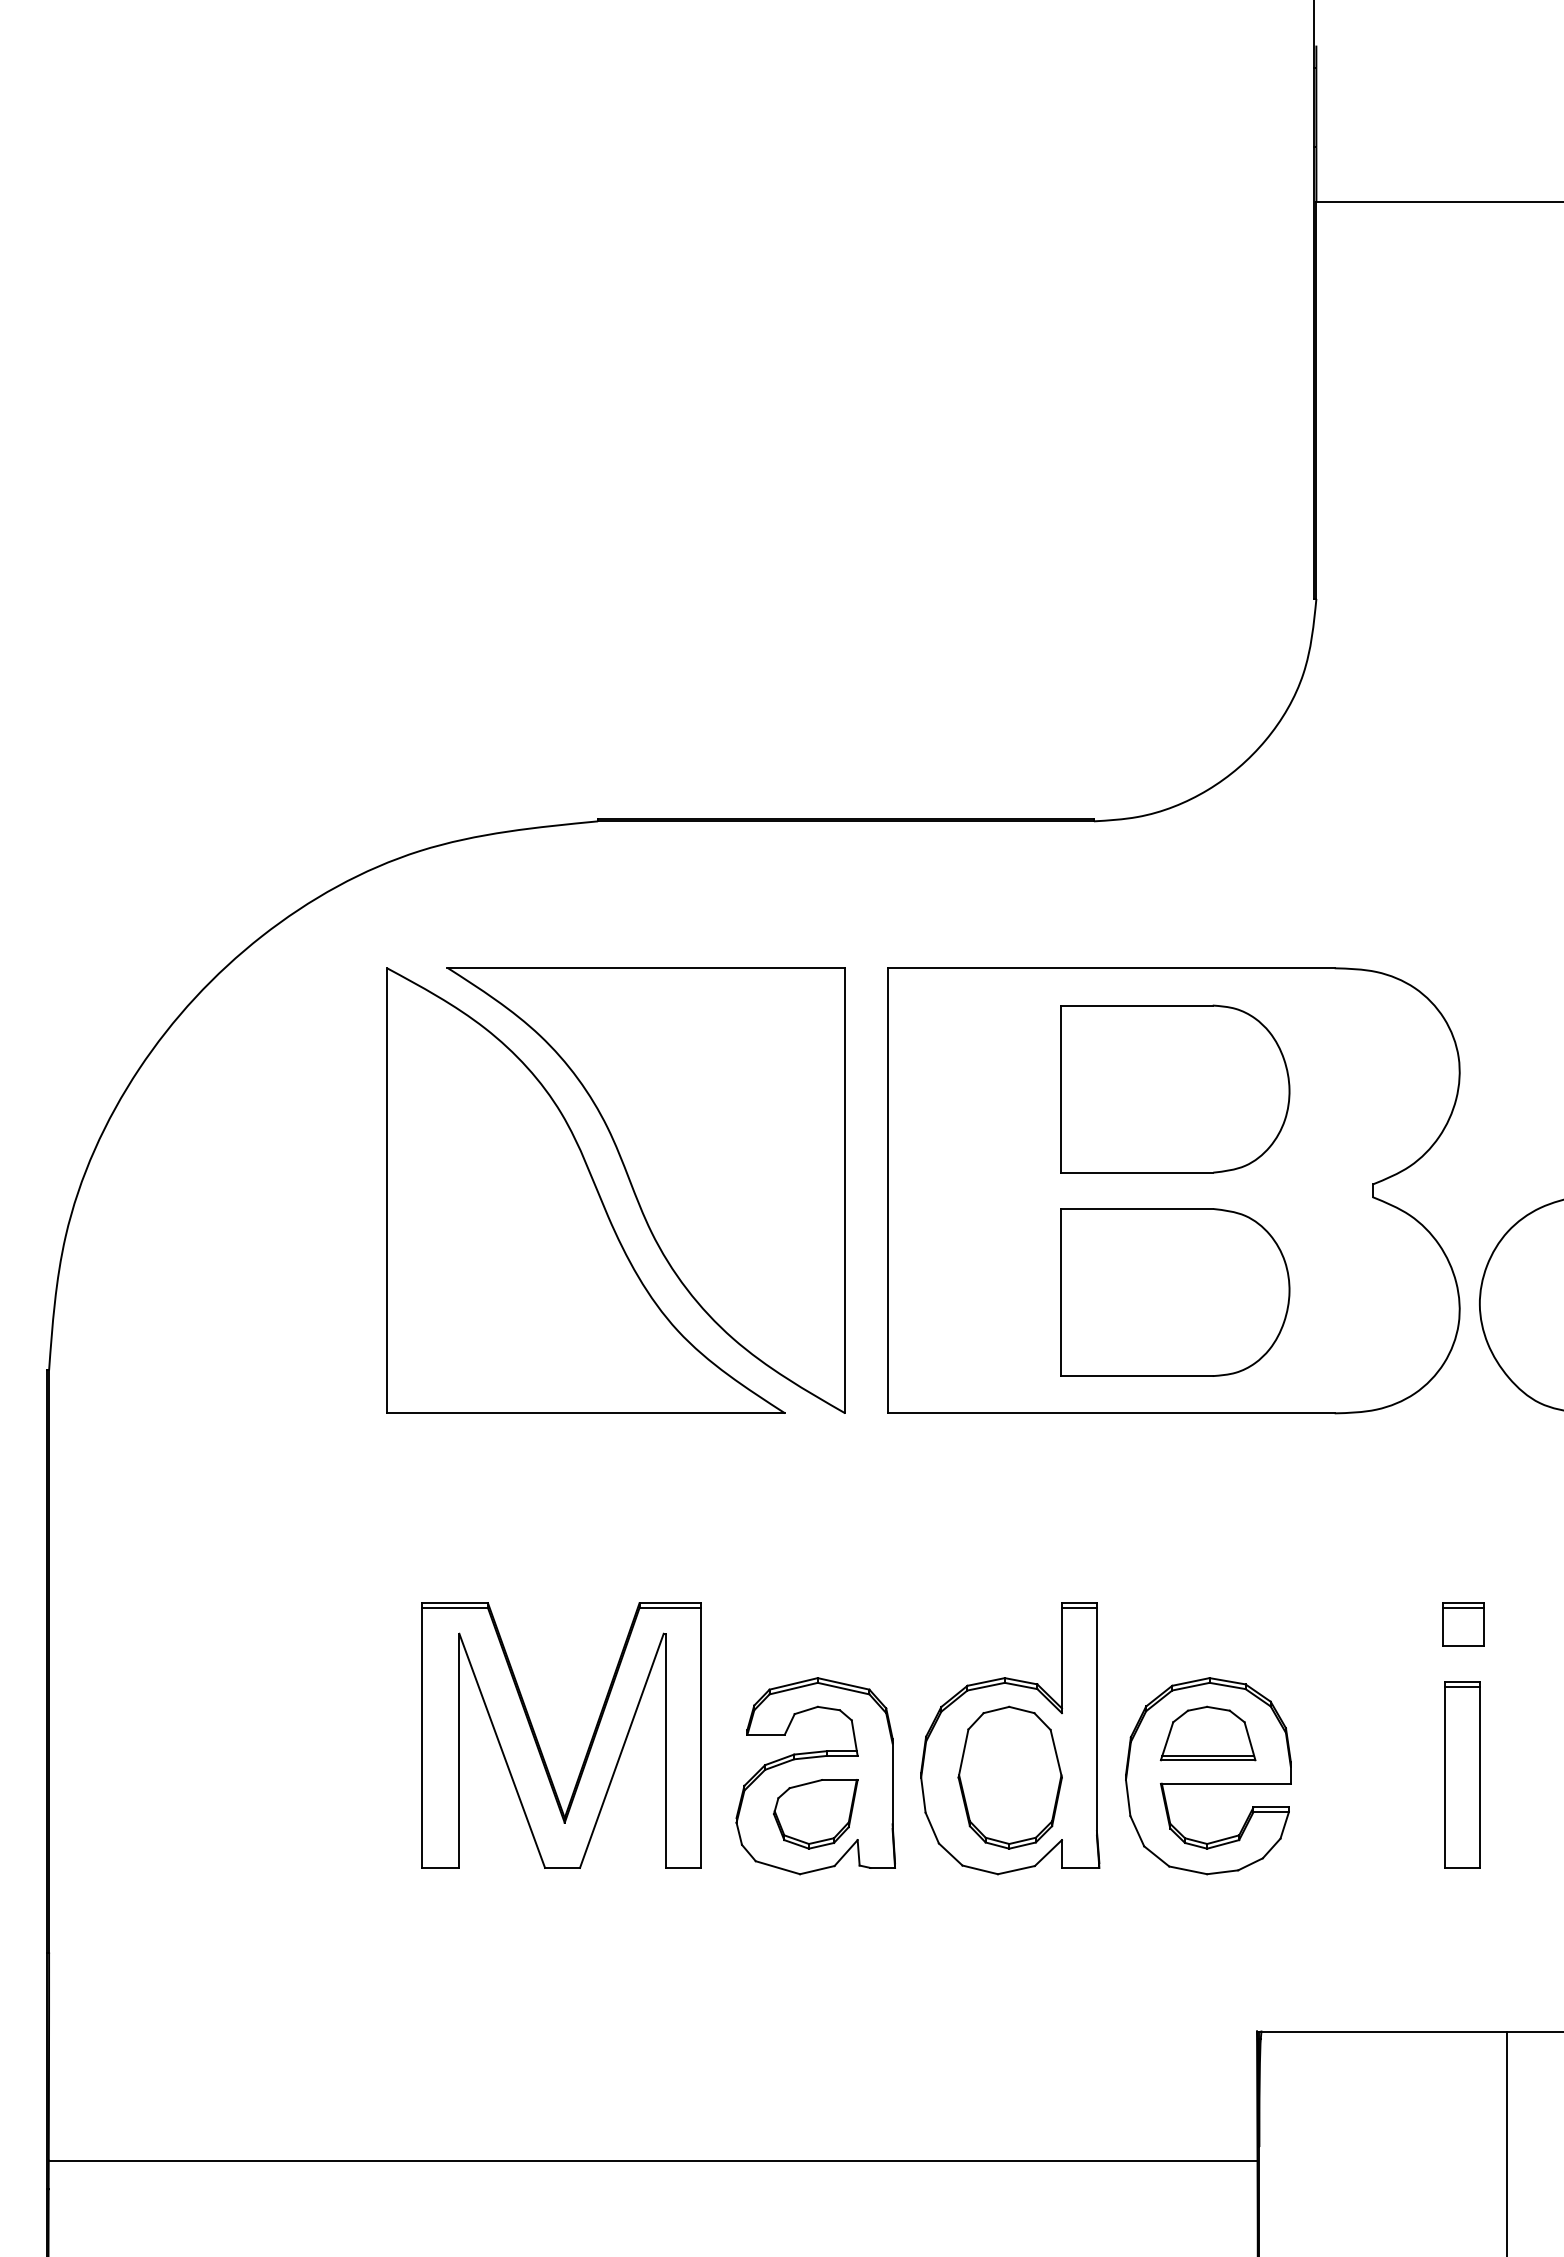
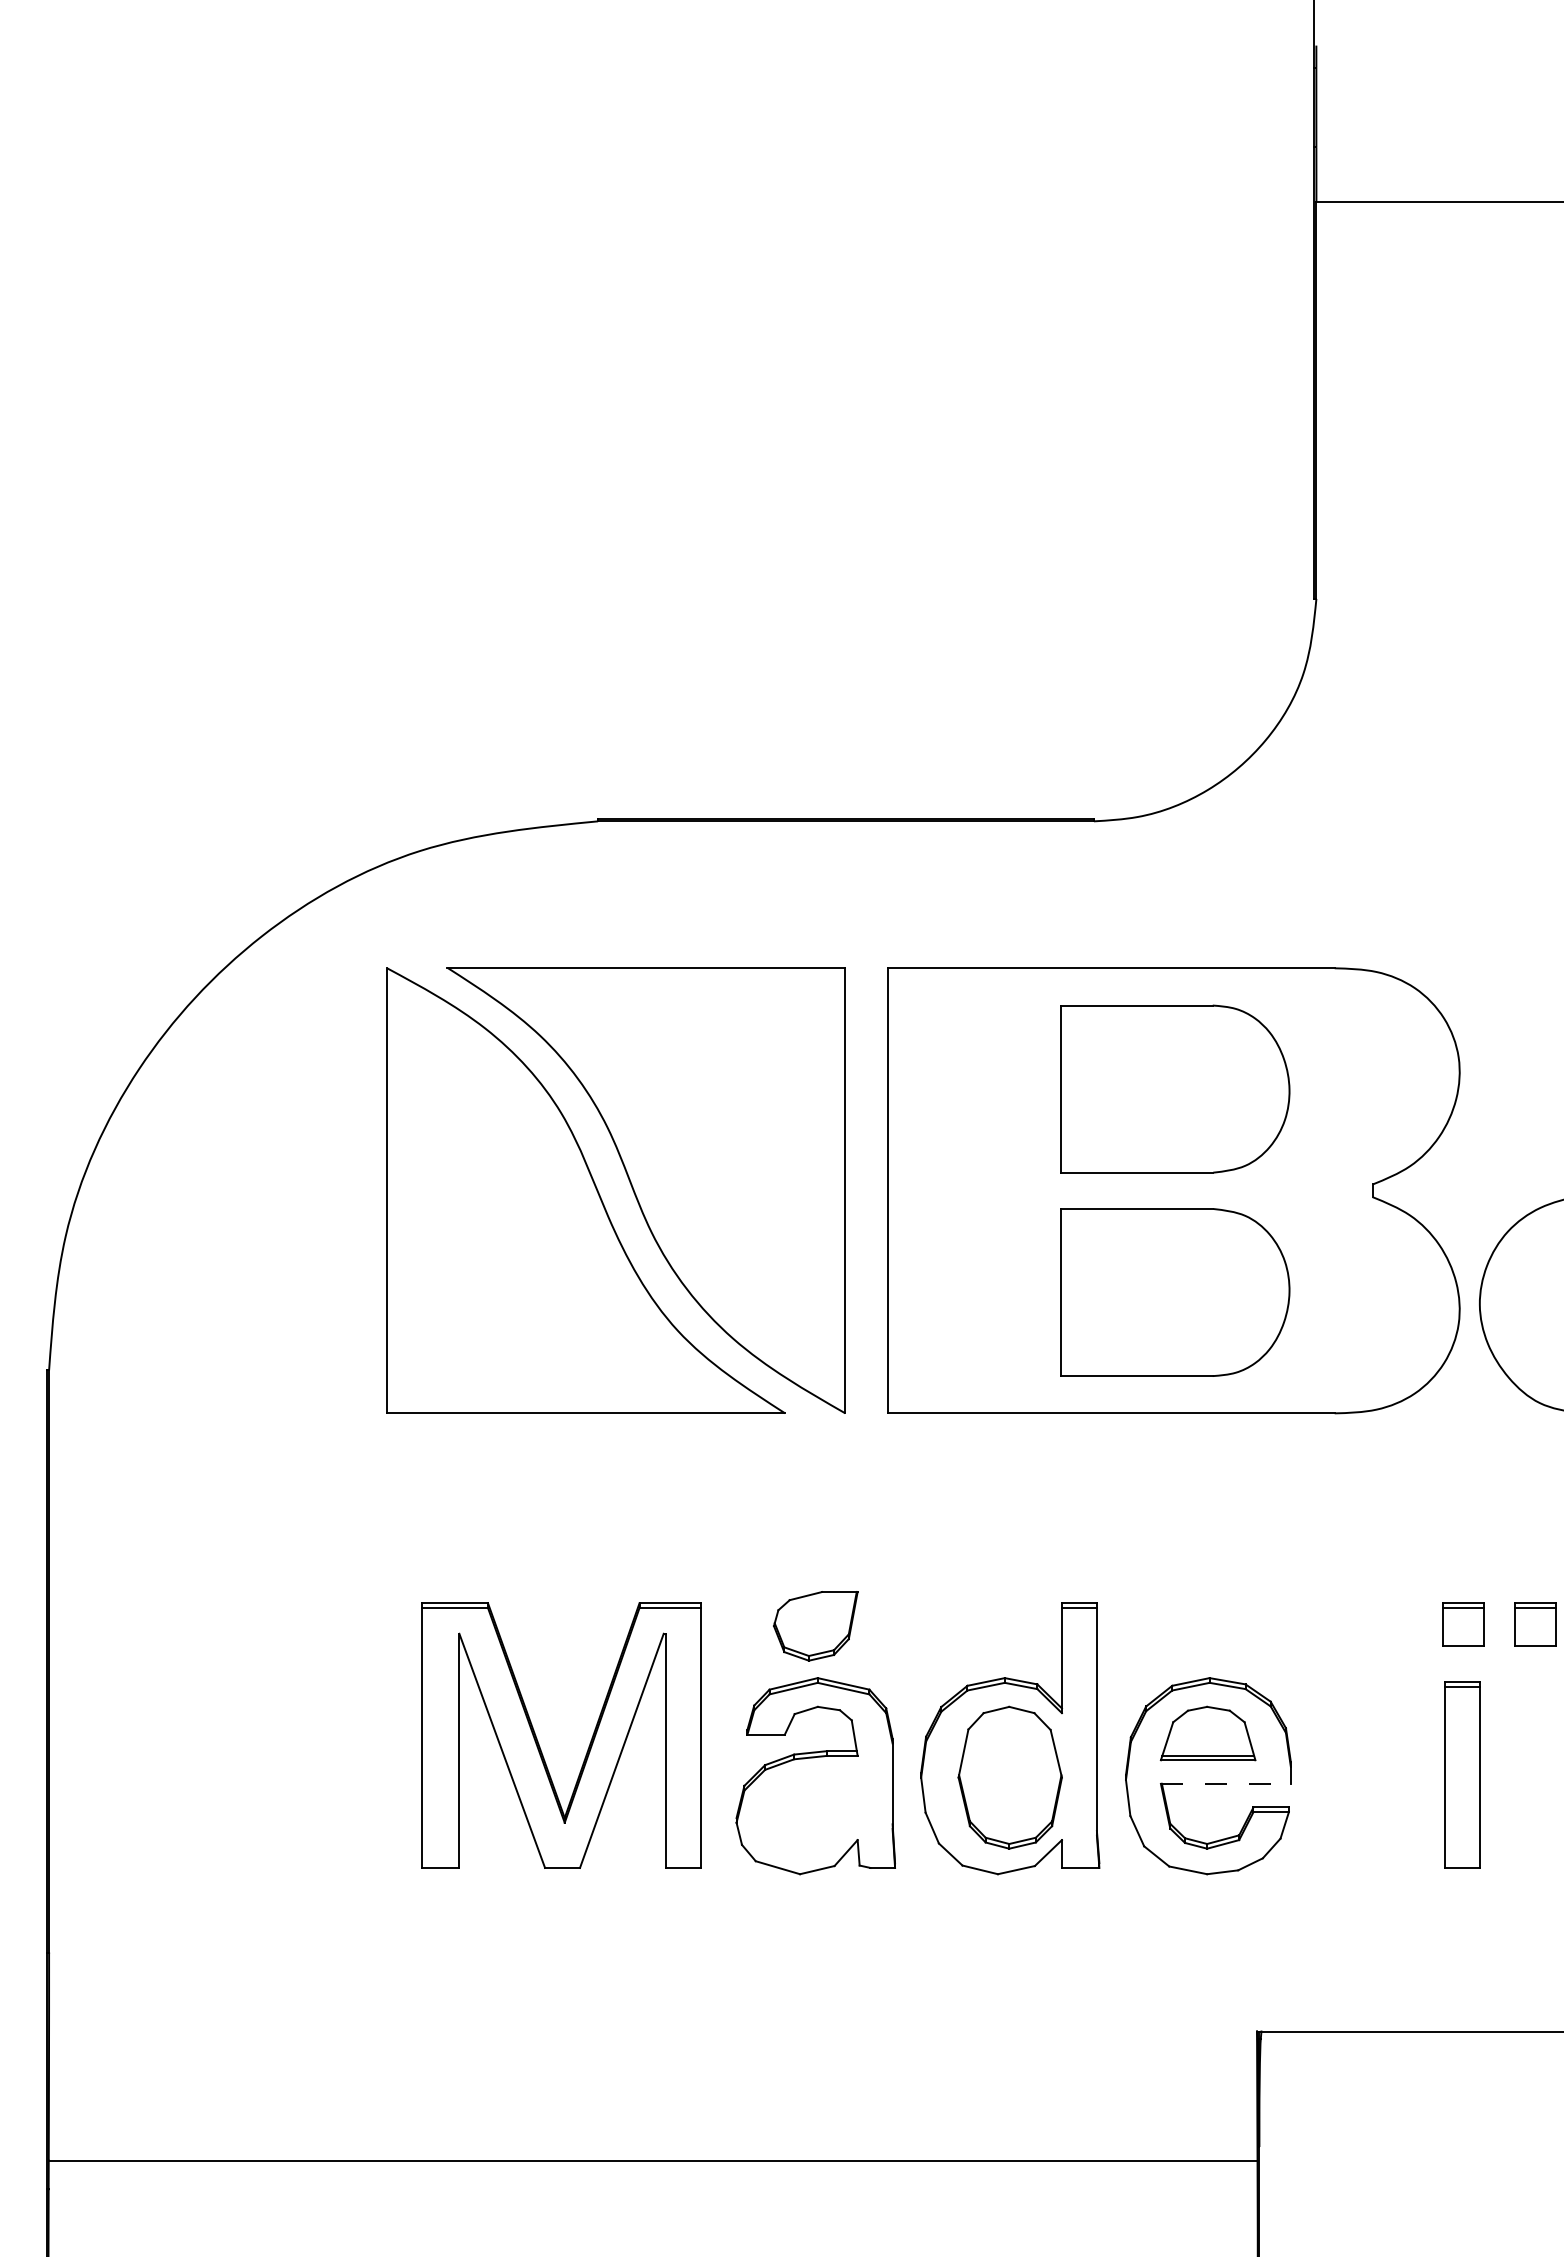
part: none -> present (1535, 1624)
line: solid -> dashed (1225, 1783)
part position: (815, 1814) -> (815, 1626) (815, 1626)
line: present -> none (1507, 2142)
